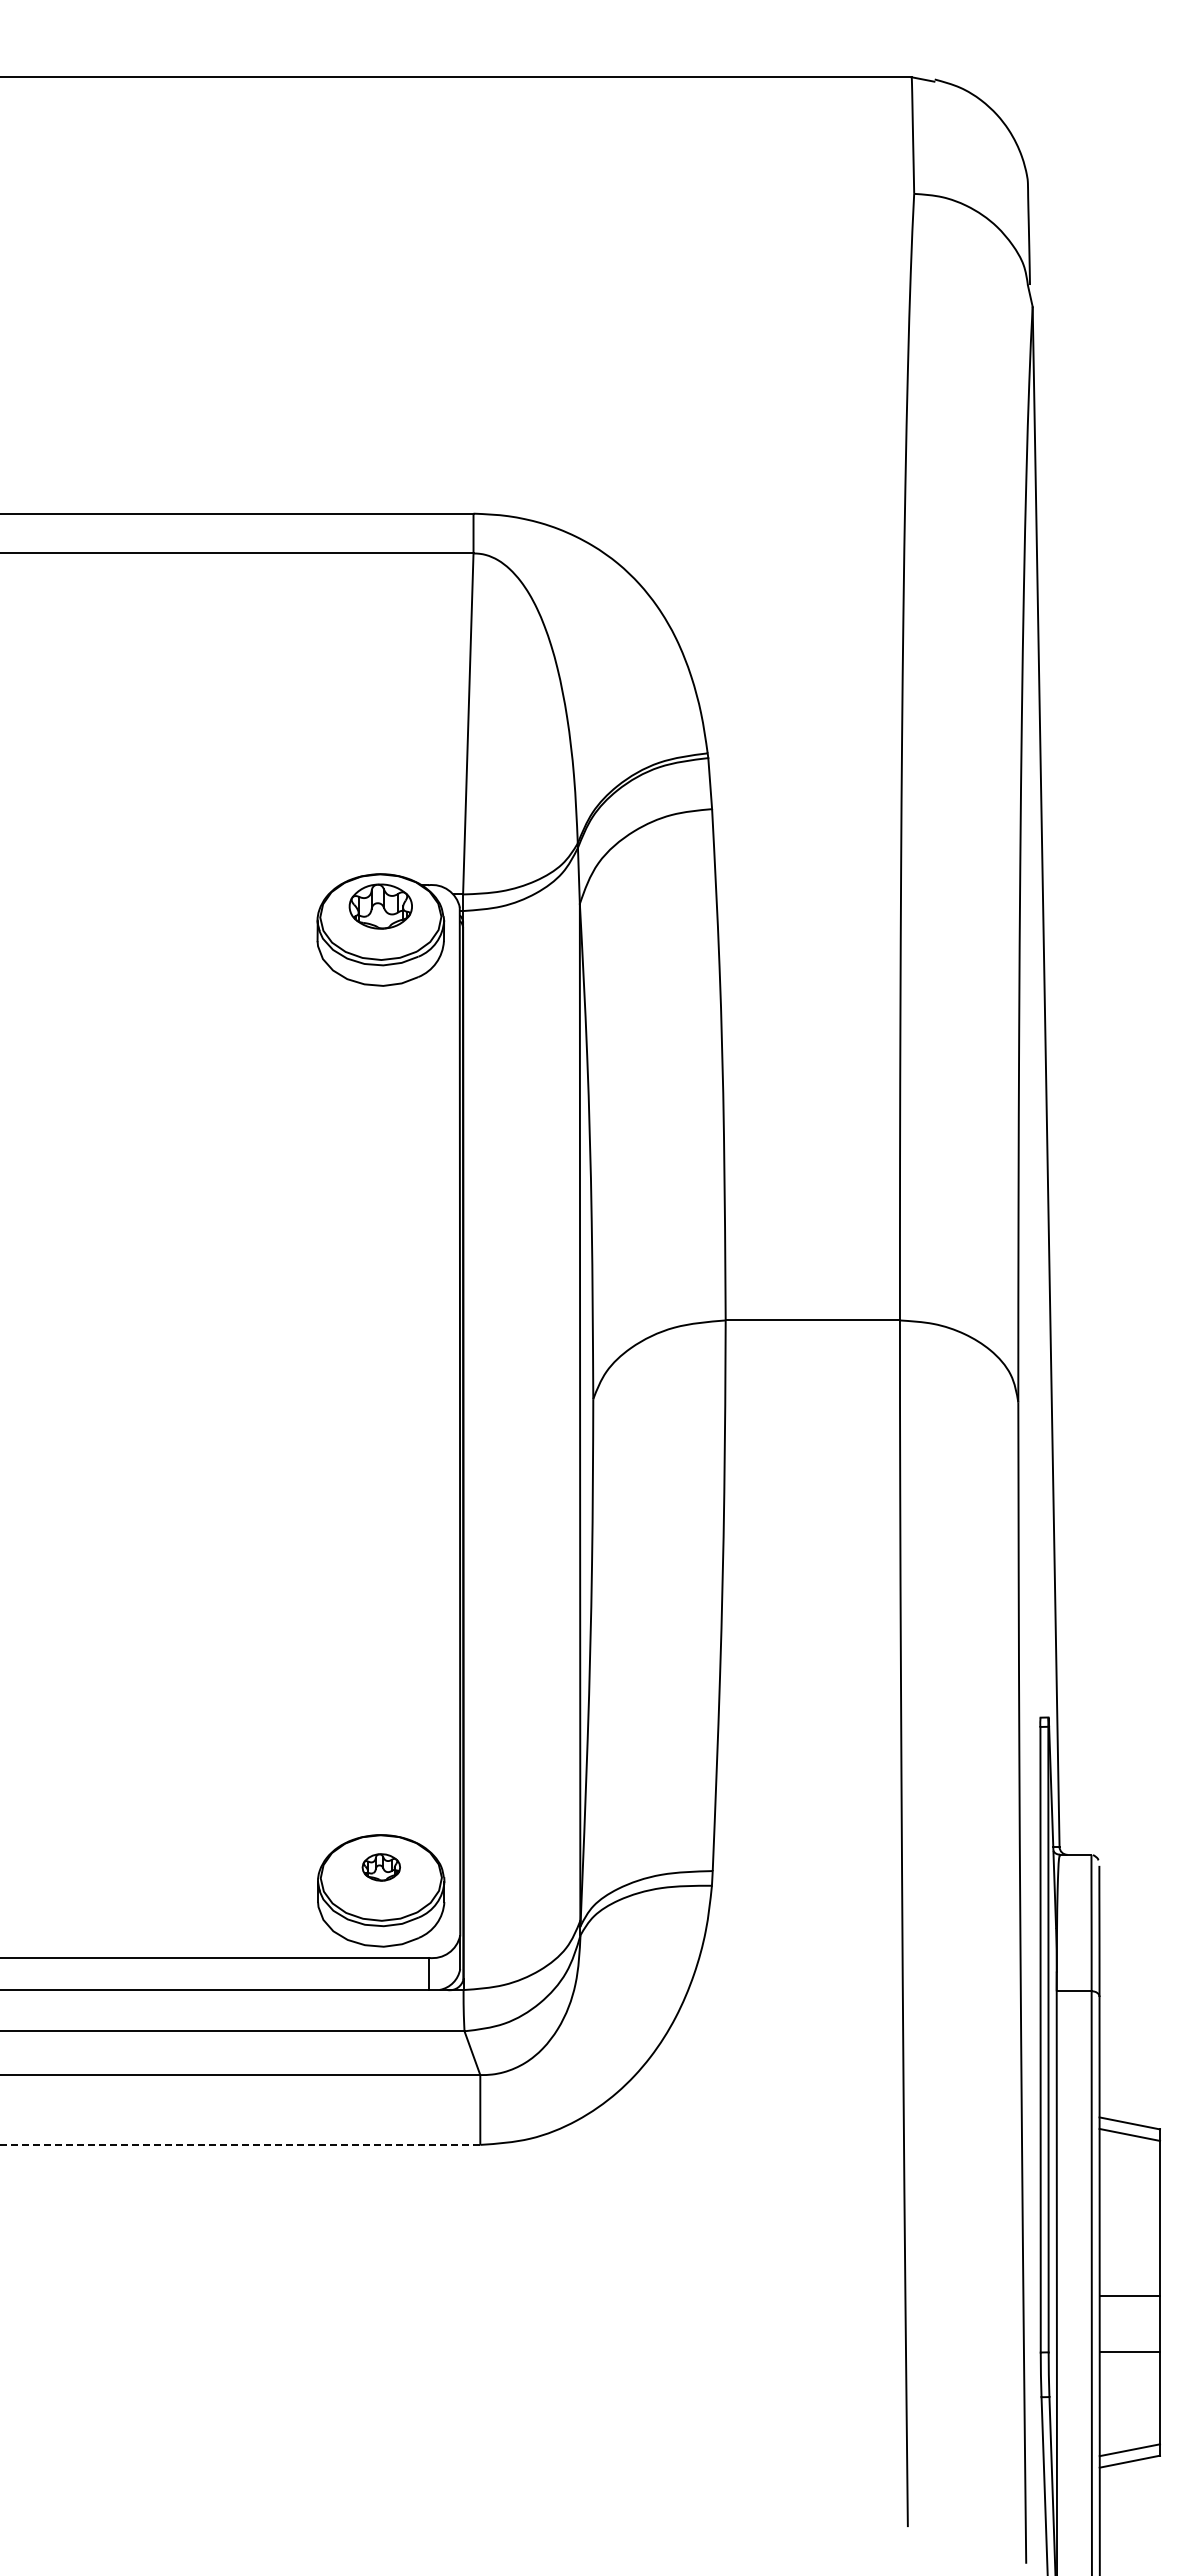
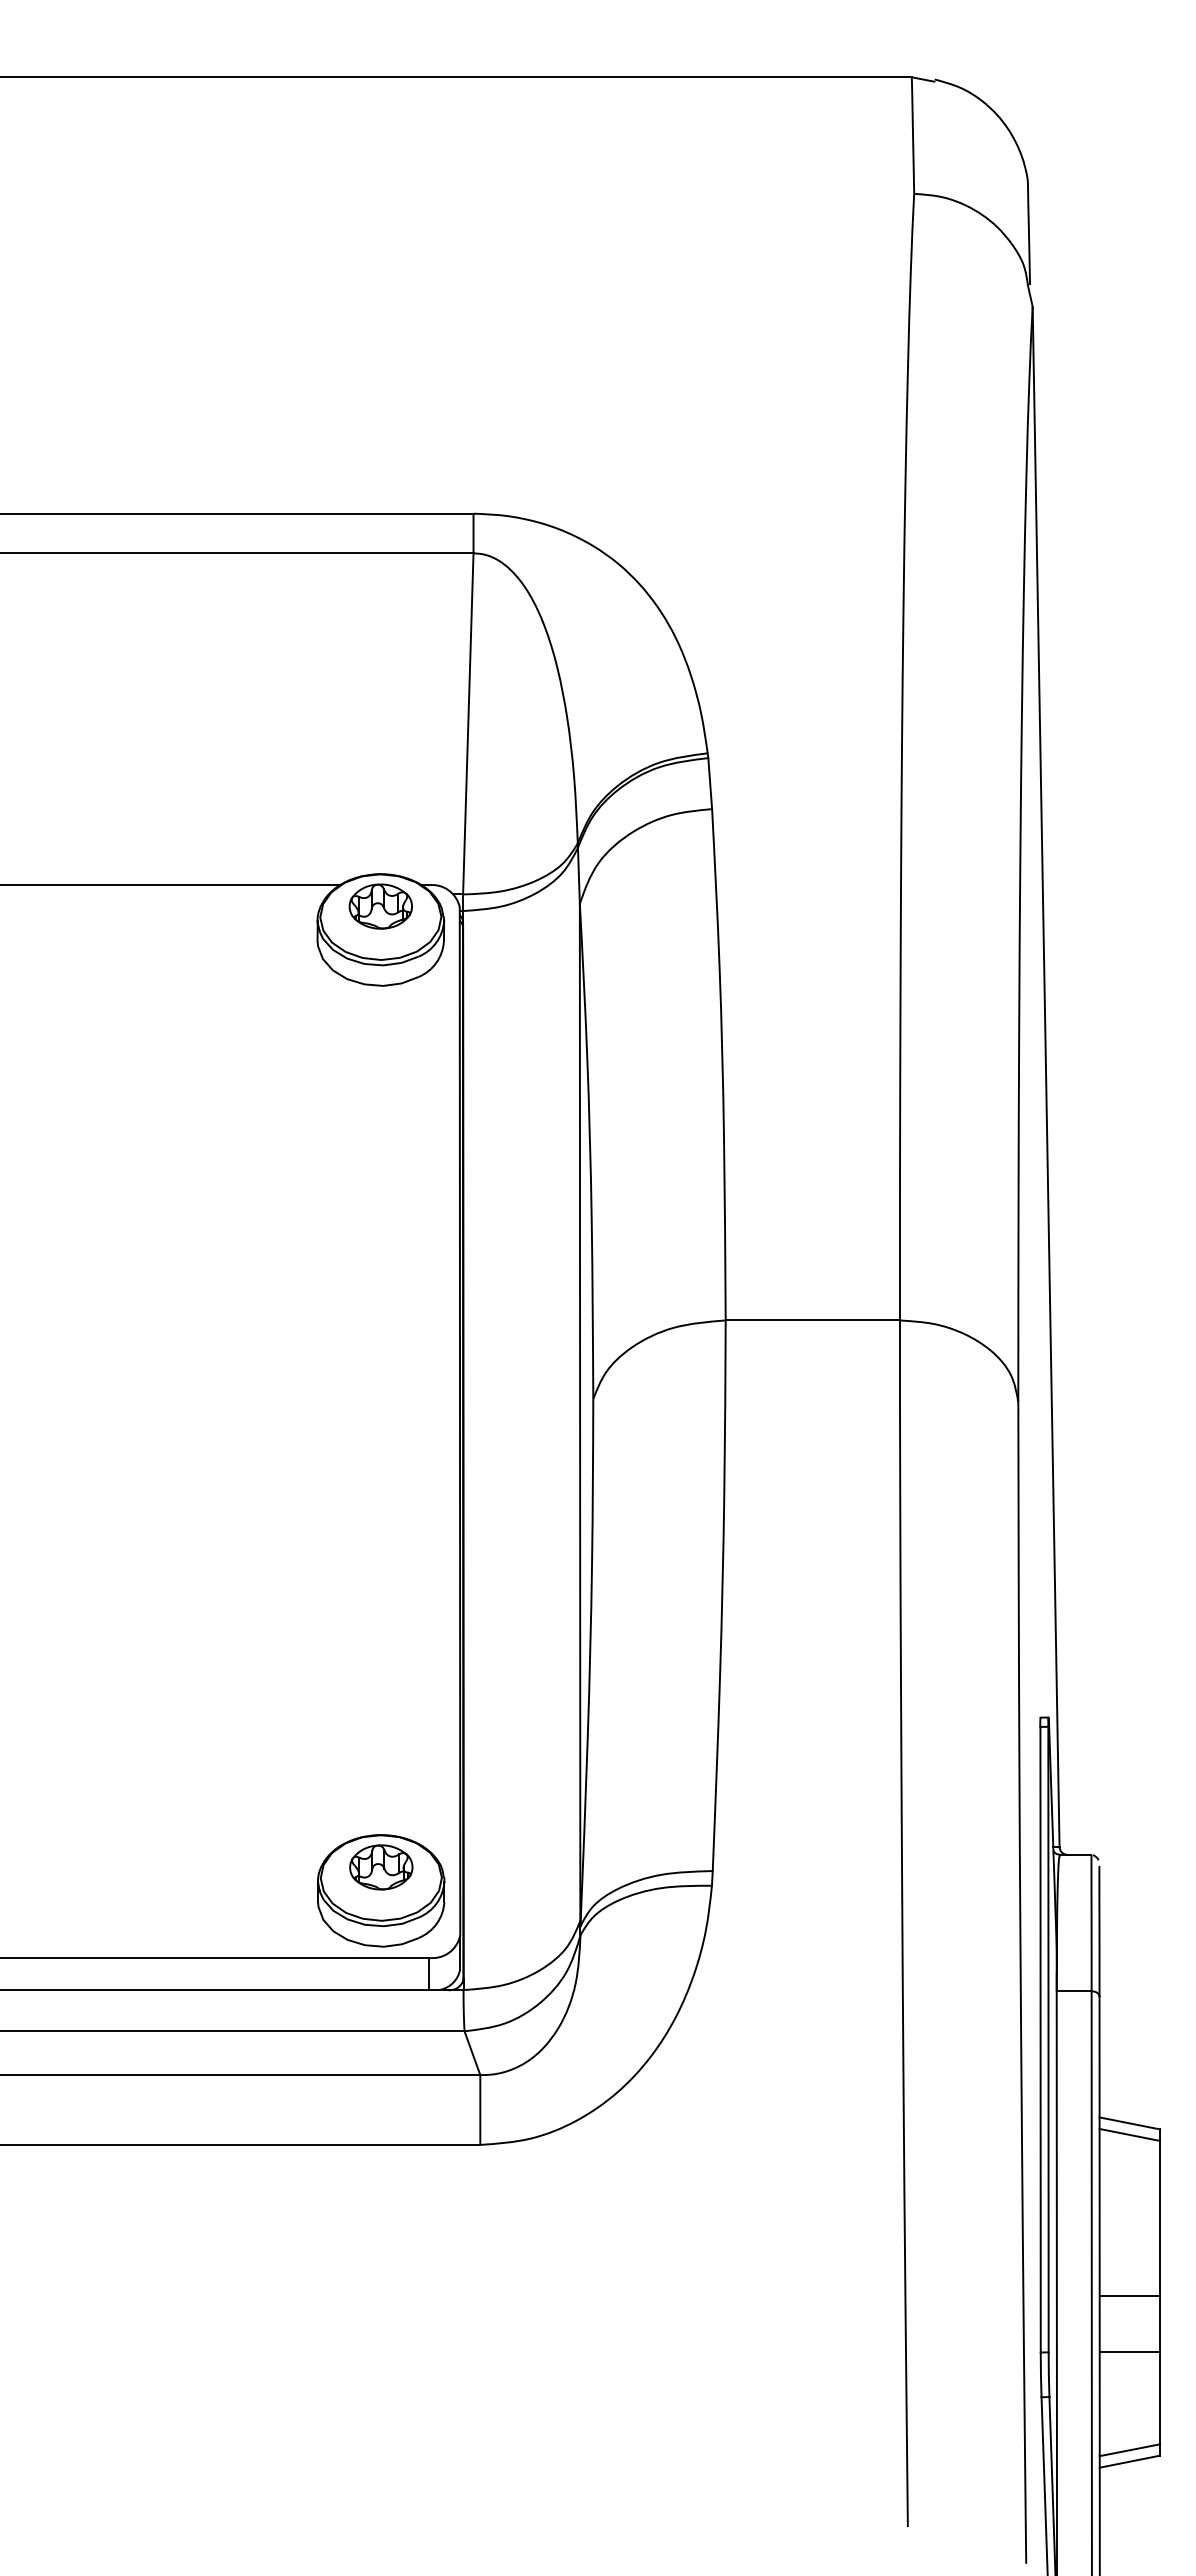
line: none -> present (171, 885)
part size: 40x29 px -> 65x47 px (381, 1867)
line: dashed -> solid (240, 2144)
